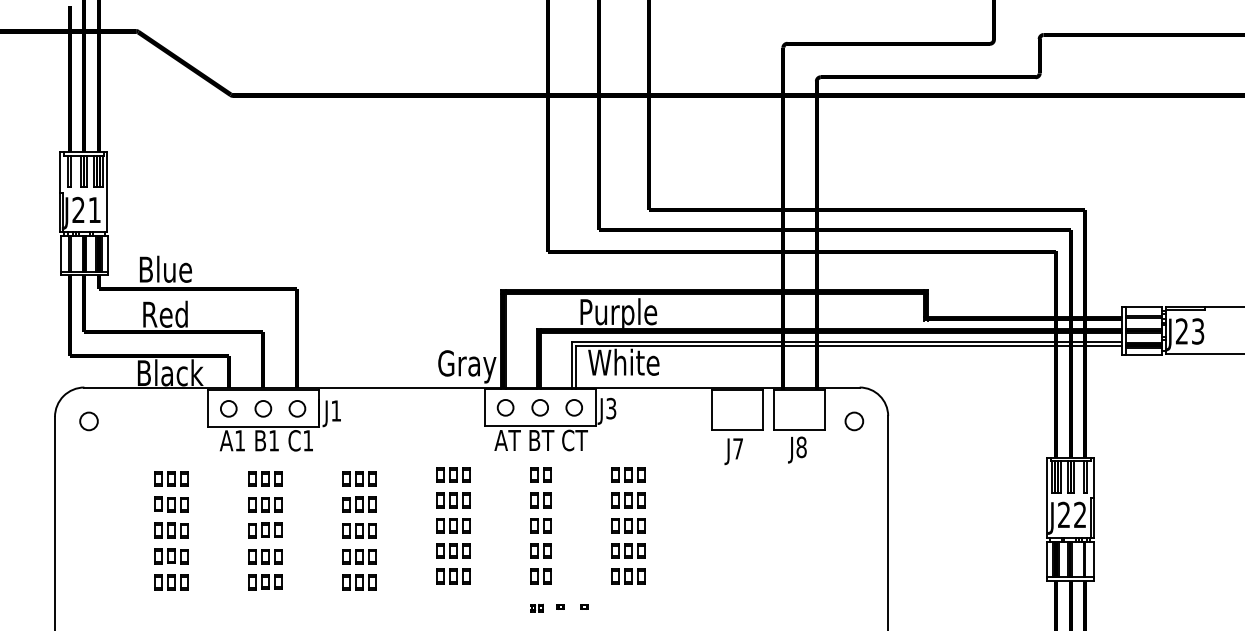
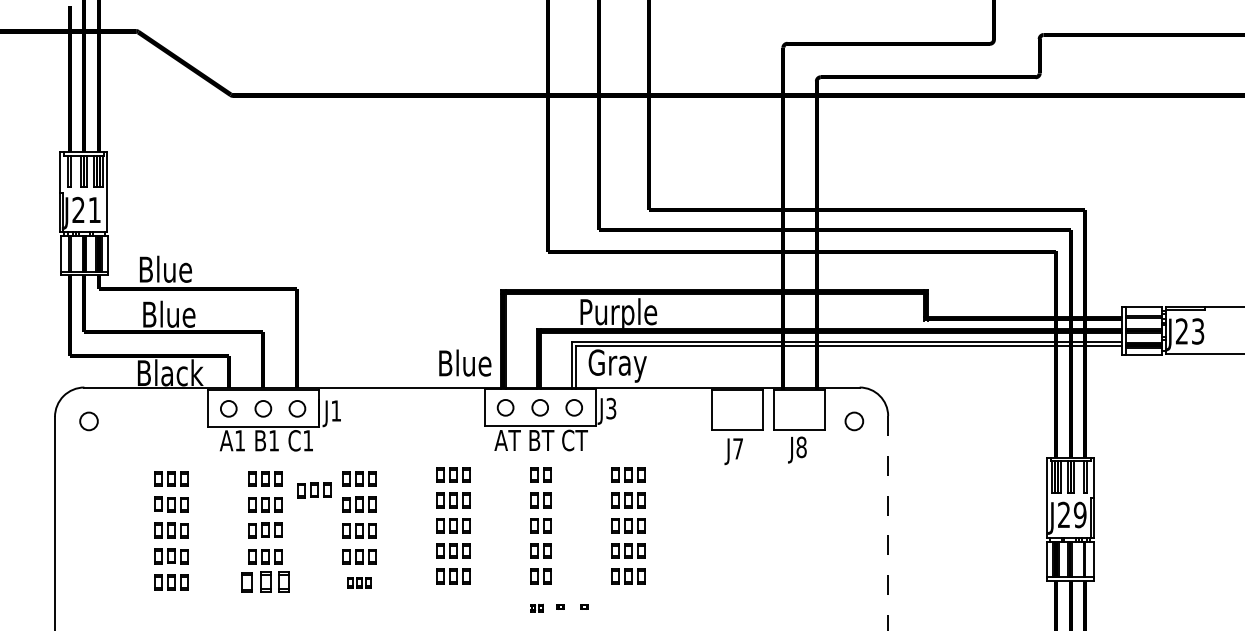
text: Red -> Blue (170, 313)
text: White -> Gray (623, 365)
text: Gray -> Blue (467, 366)
part: none -> present (314, 490)
text: J22 -> J29 (1079, 514)
line: solid -> dashed (888, 524)
part size: 35x17 px -> 49x22 px (265, 581)
part size: 35x17 px -> 25x12 px (359, 582)
